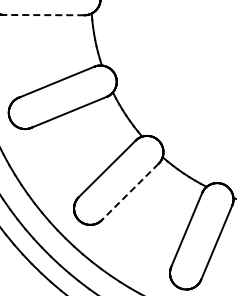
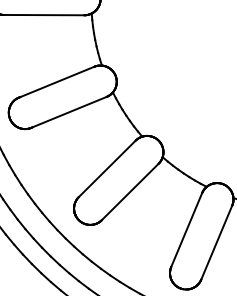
line: dashed -> solid (43, 15)
line: dashed -> solid (129, 192)
